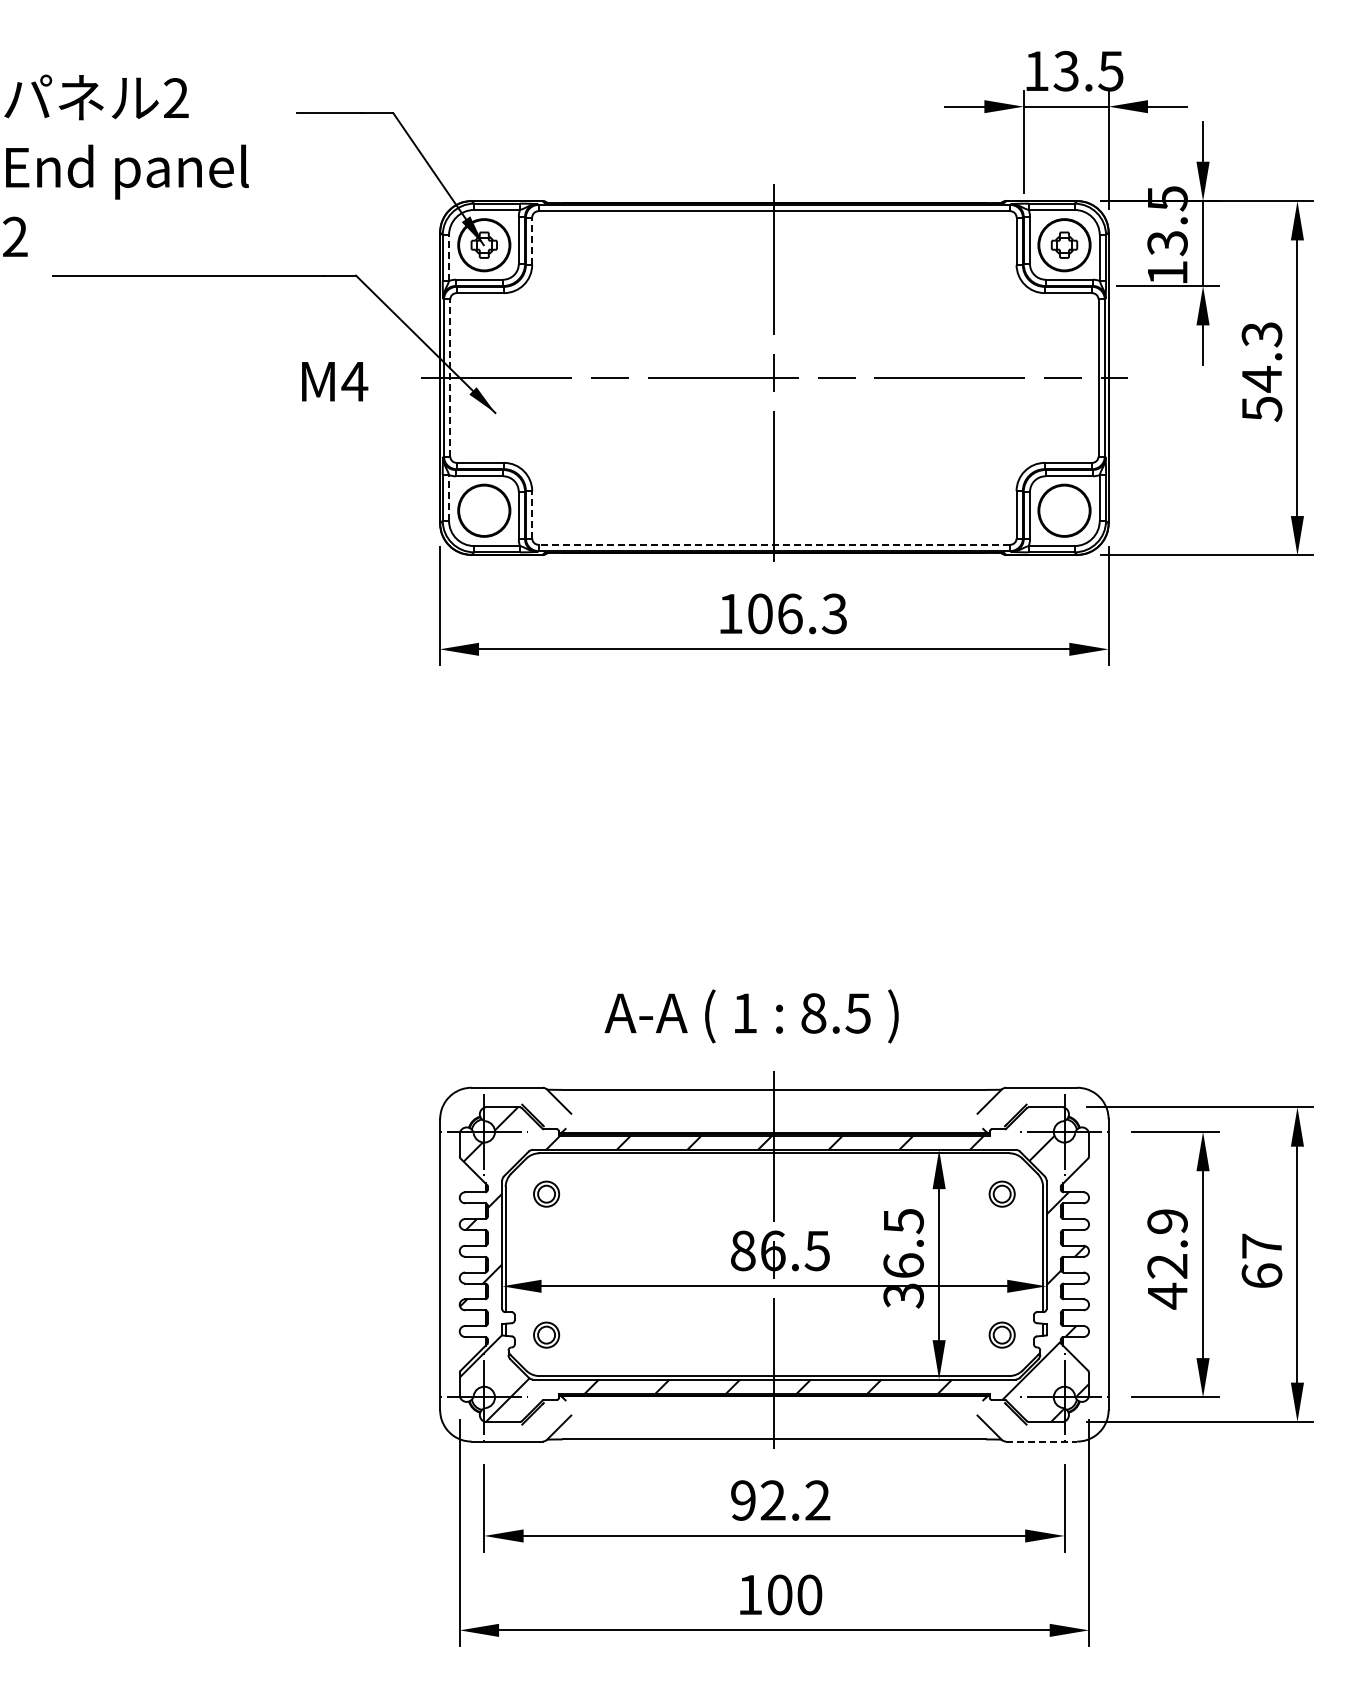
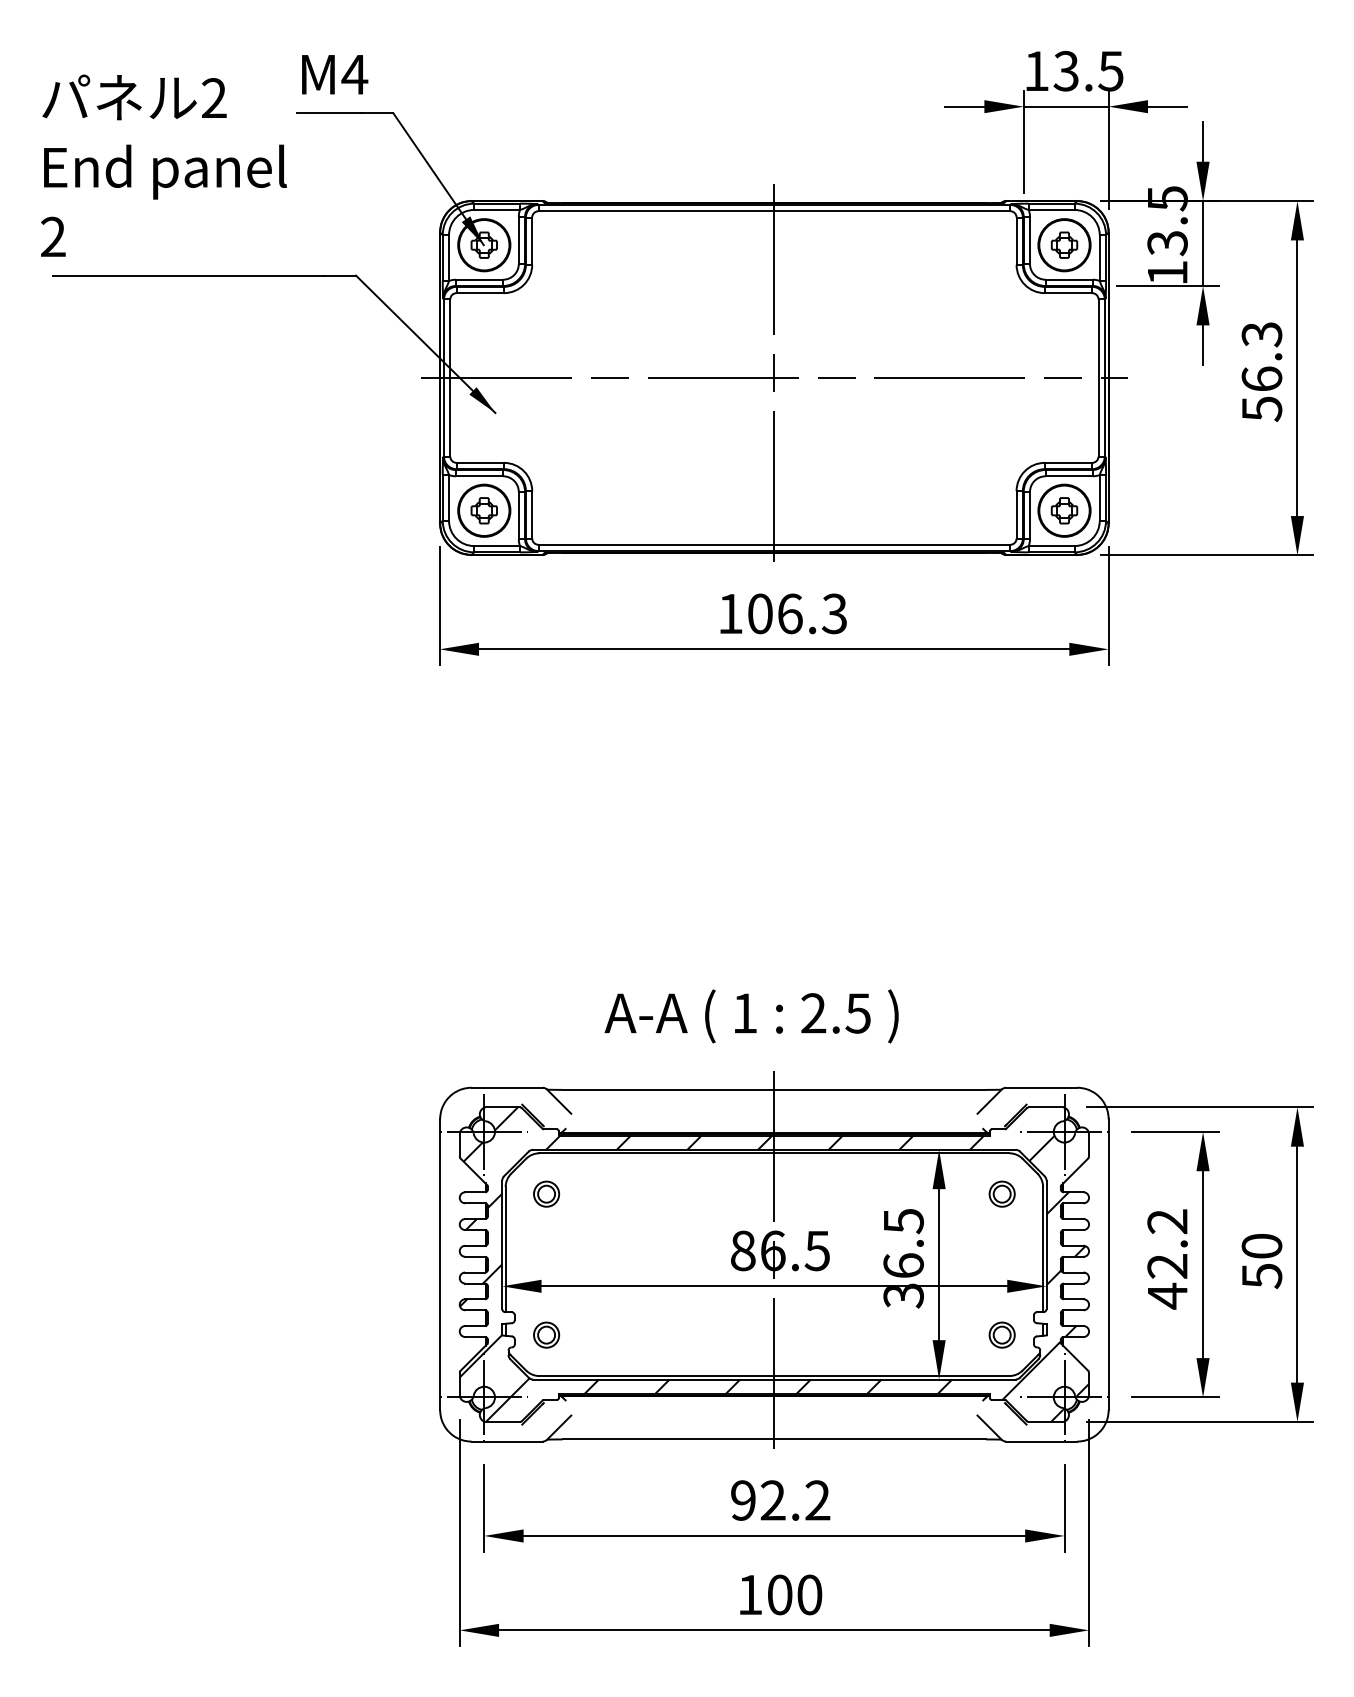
text position: (125, 165) -> (163, 165) (163, 165)
line: dashed -> solid (532, 241)
line: dashed -> solid (449, 258)
line: dashed -> solid (450, 378)
text: 54.3 -> 56.3 (1261, 378)
text position: (335, 381) -> (335, 74) (335, 74)
line: dashed -> solid (449, 497)
part: none -> present (483, 510)
part: none -> present (1064, 510)
line: dashed -> solid (532, 514)
line: dashed -> solid (774, 544)
text: 8.5 -> 2.5 (813, 1013)
text: 42.9 -> 42.2 (1167, 1221)
text: 67 -> 50 (1261, 1261)
line: dashed -> solid (1041, 1441)
